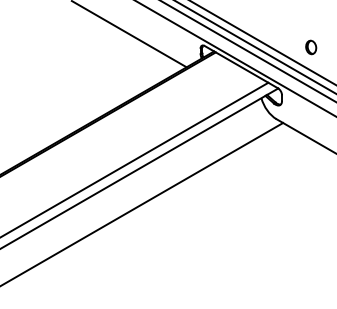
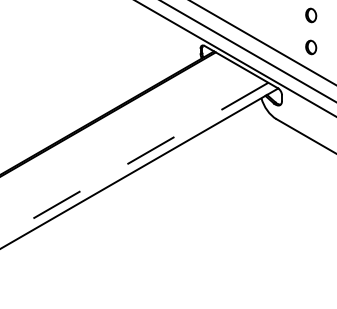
part: none -> present (311, 15)
line: present -> none (129, 34)
line: present -> none (255, 47)
line: solid -> dashed (134, 160)
line: present -> none (142, 204)
